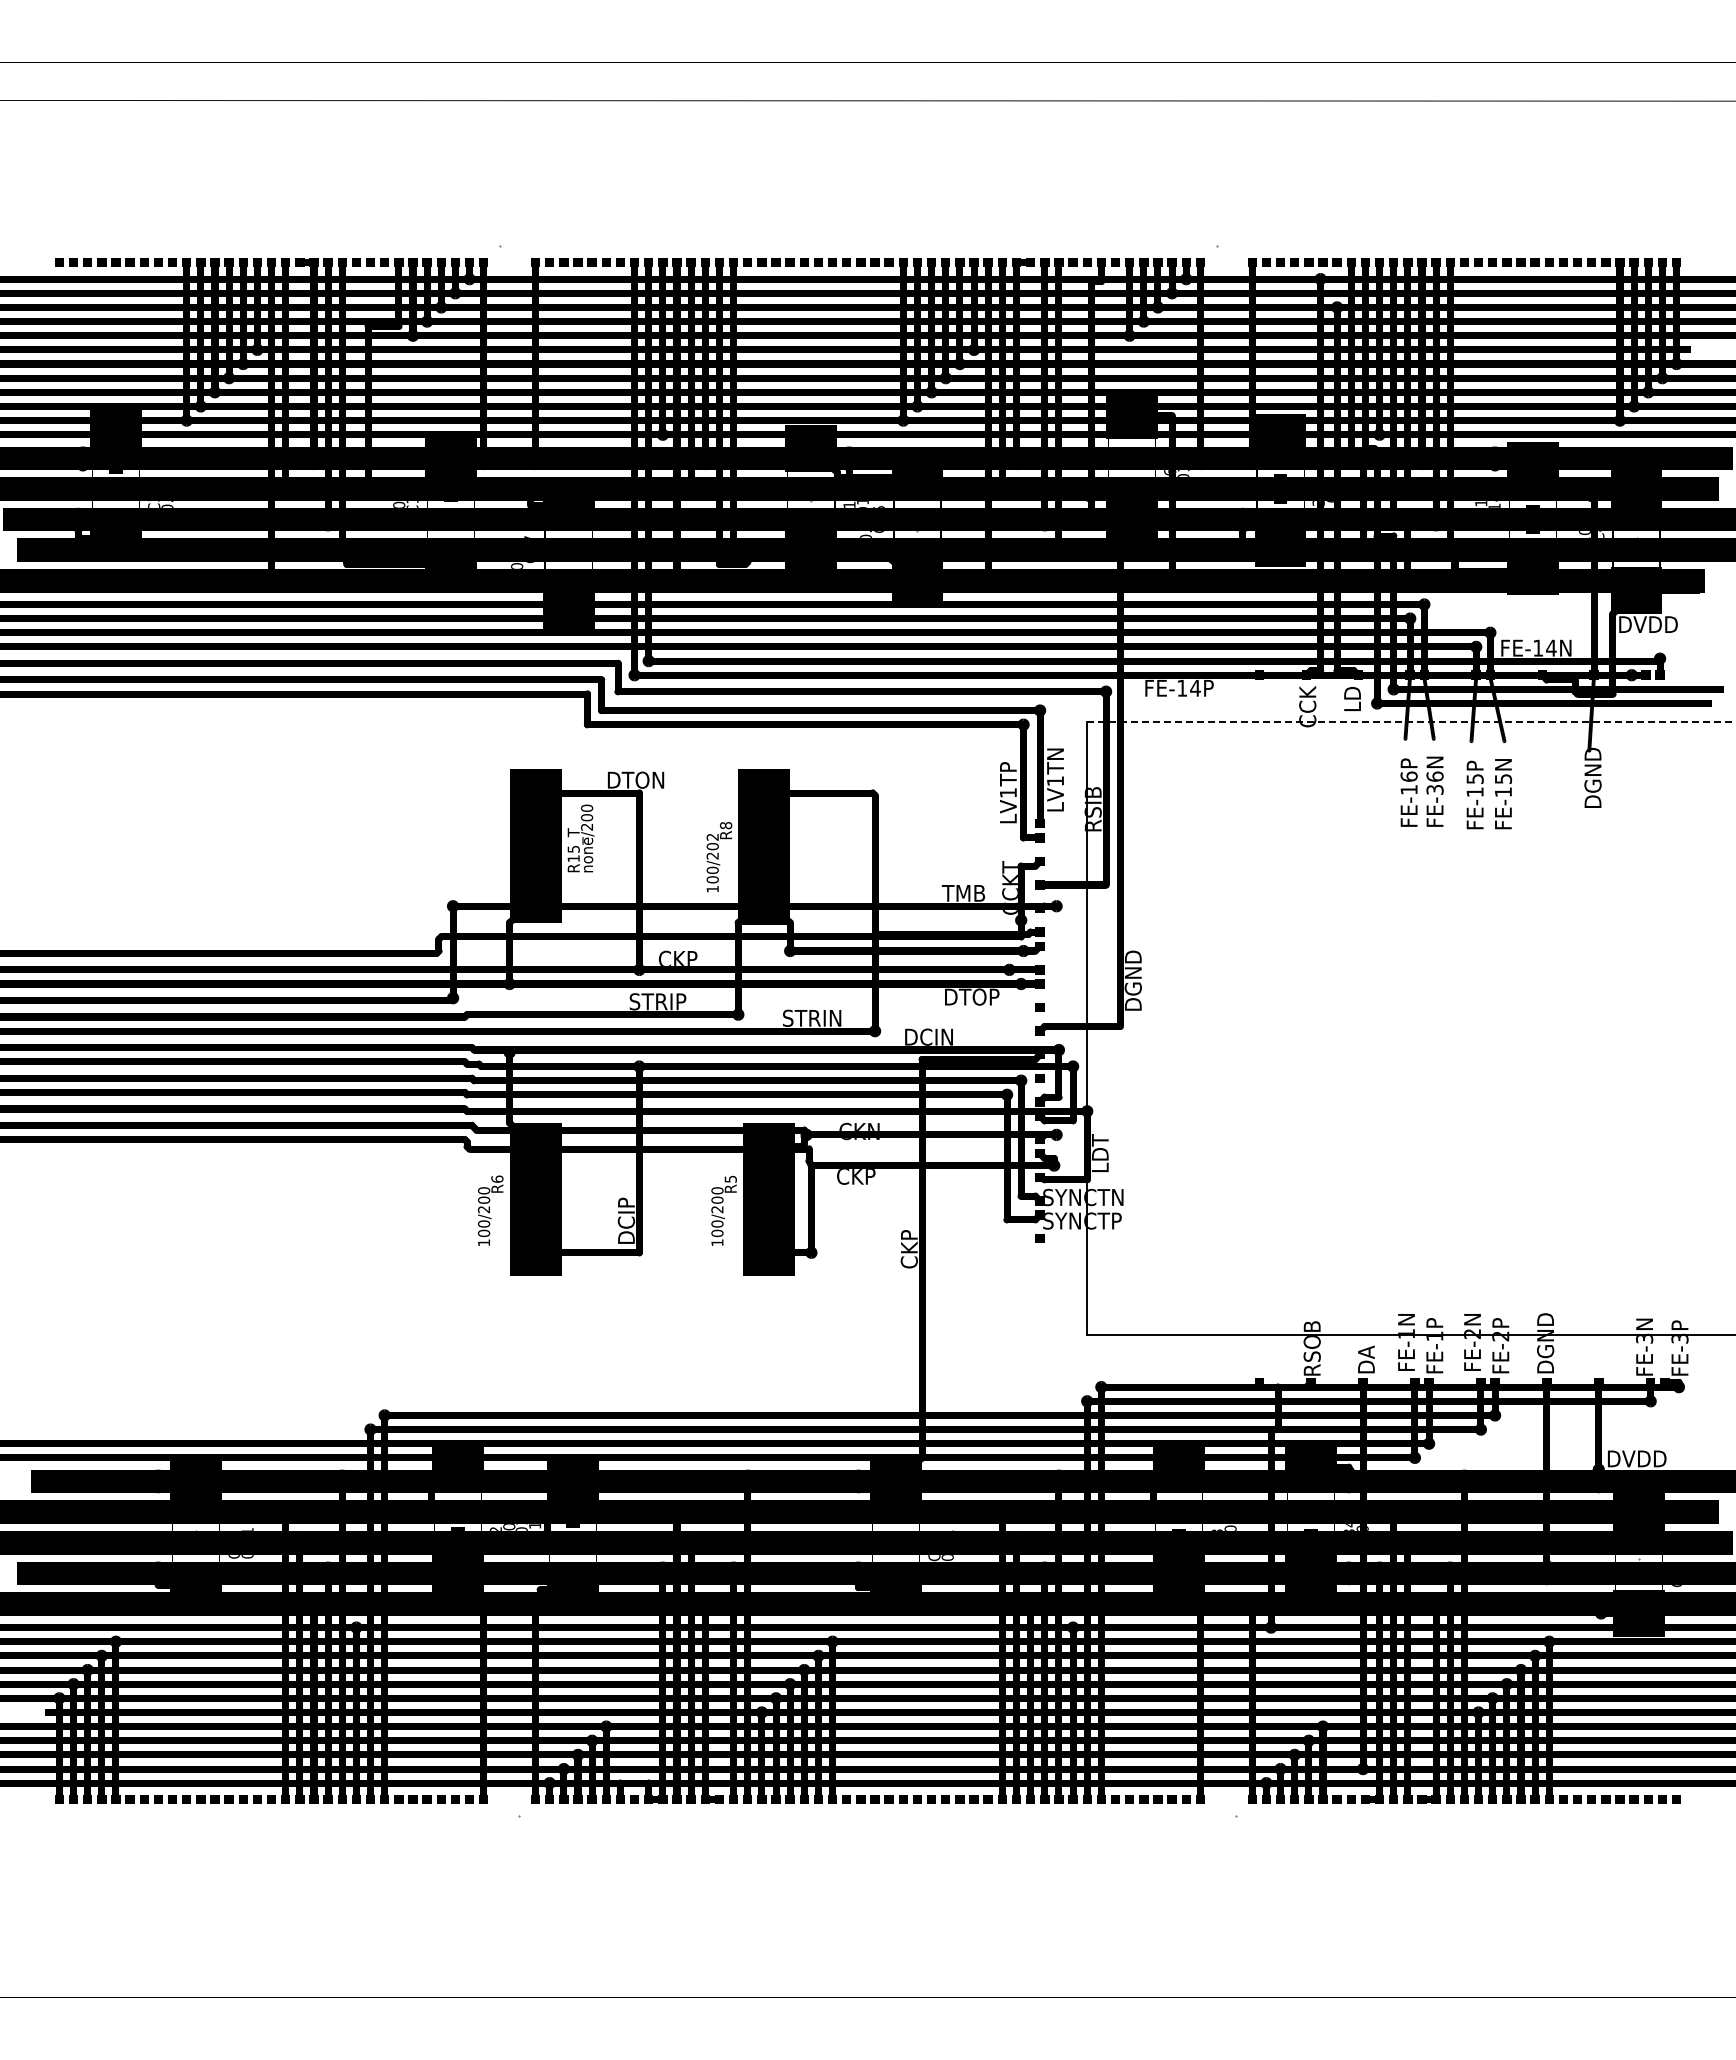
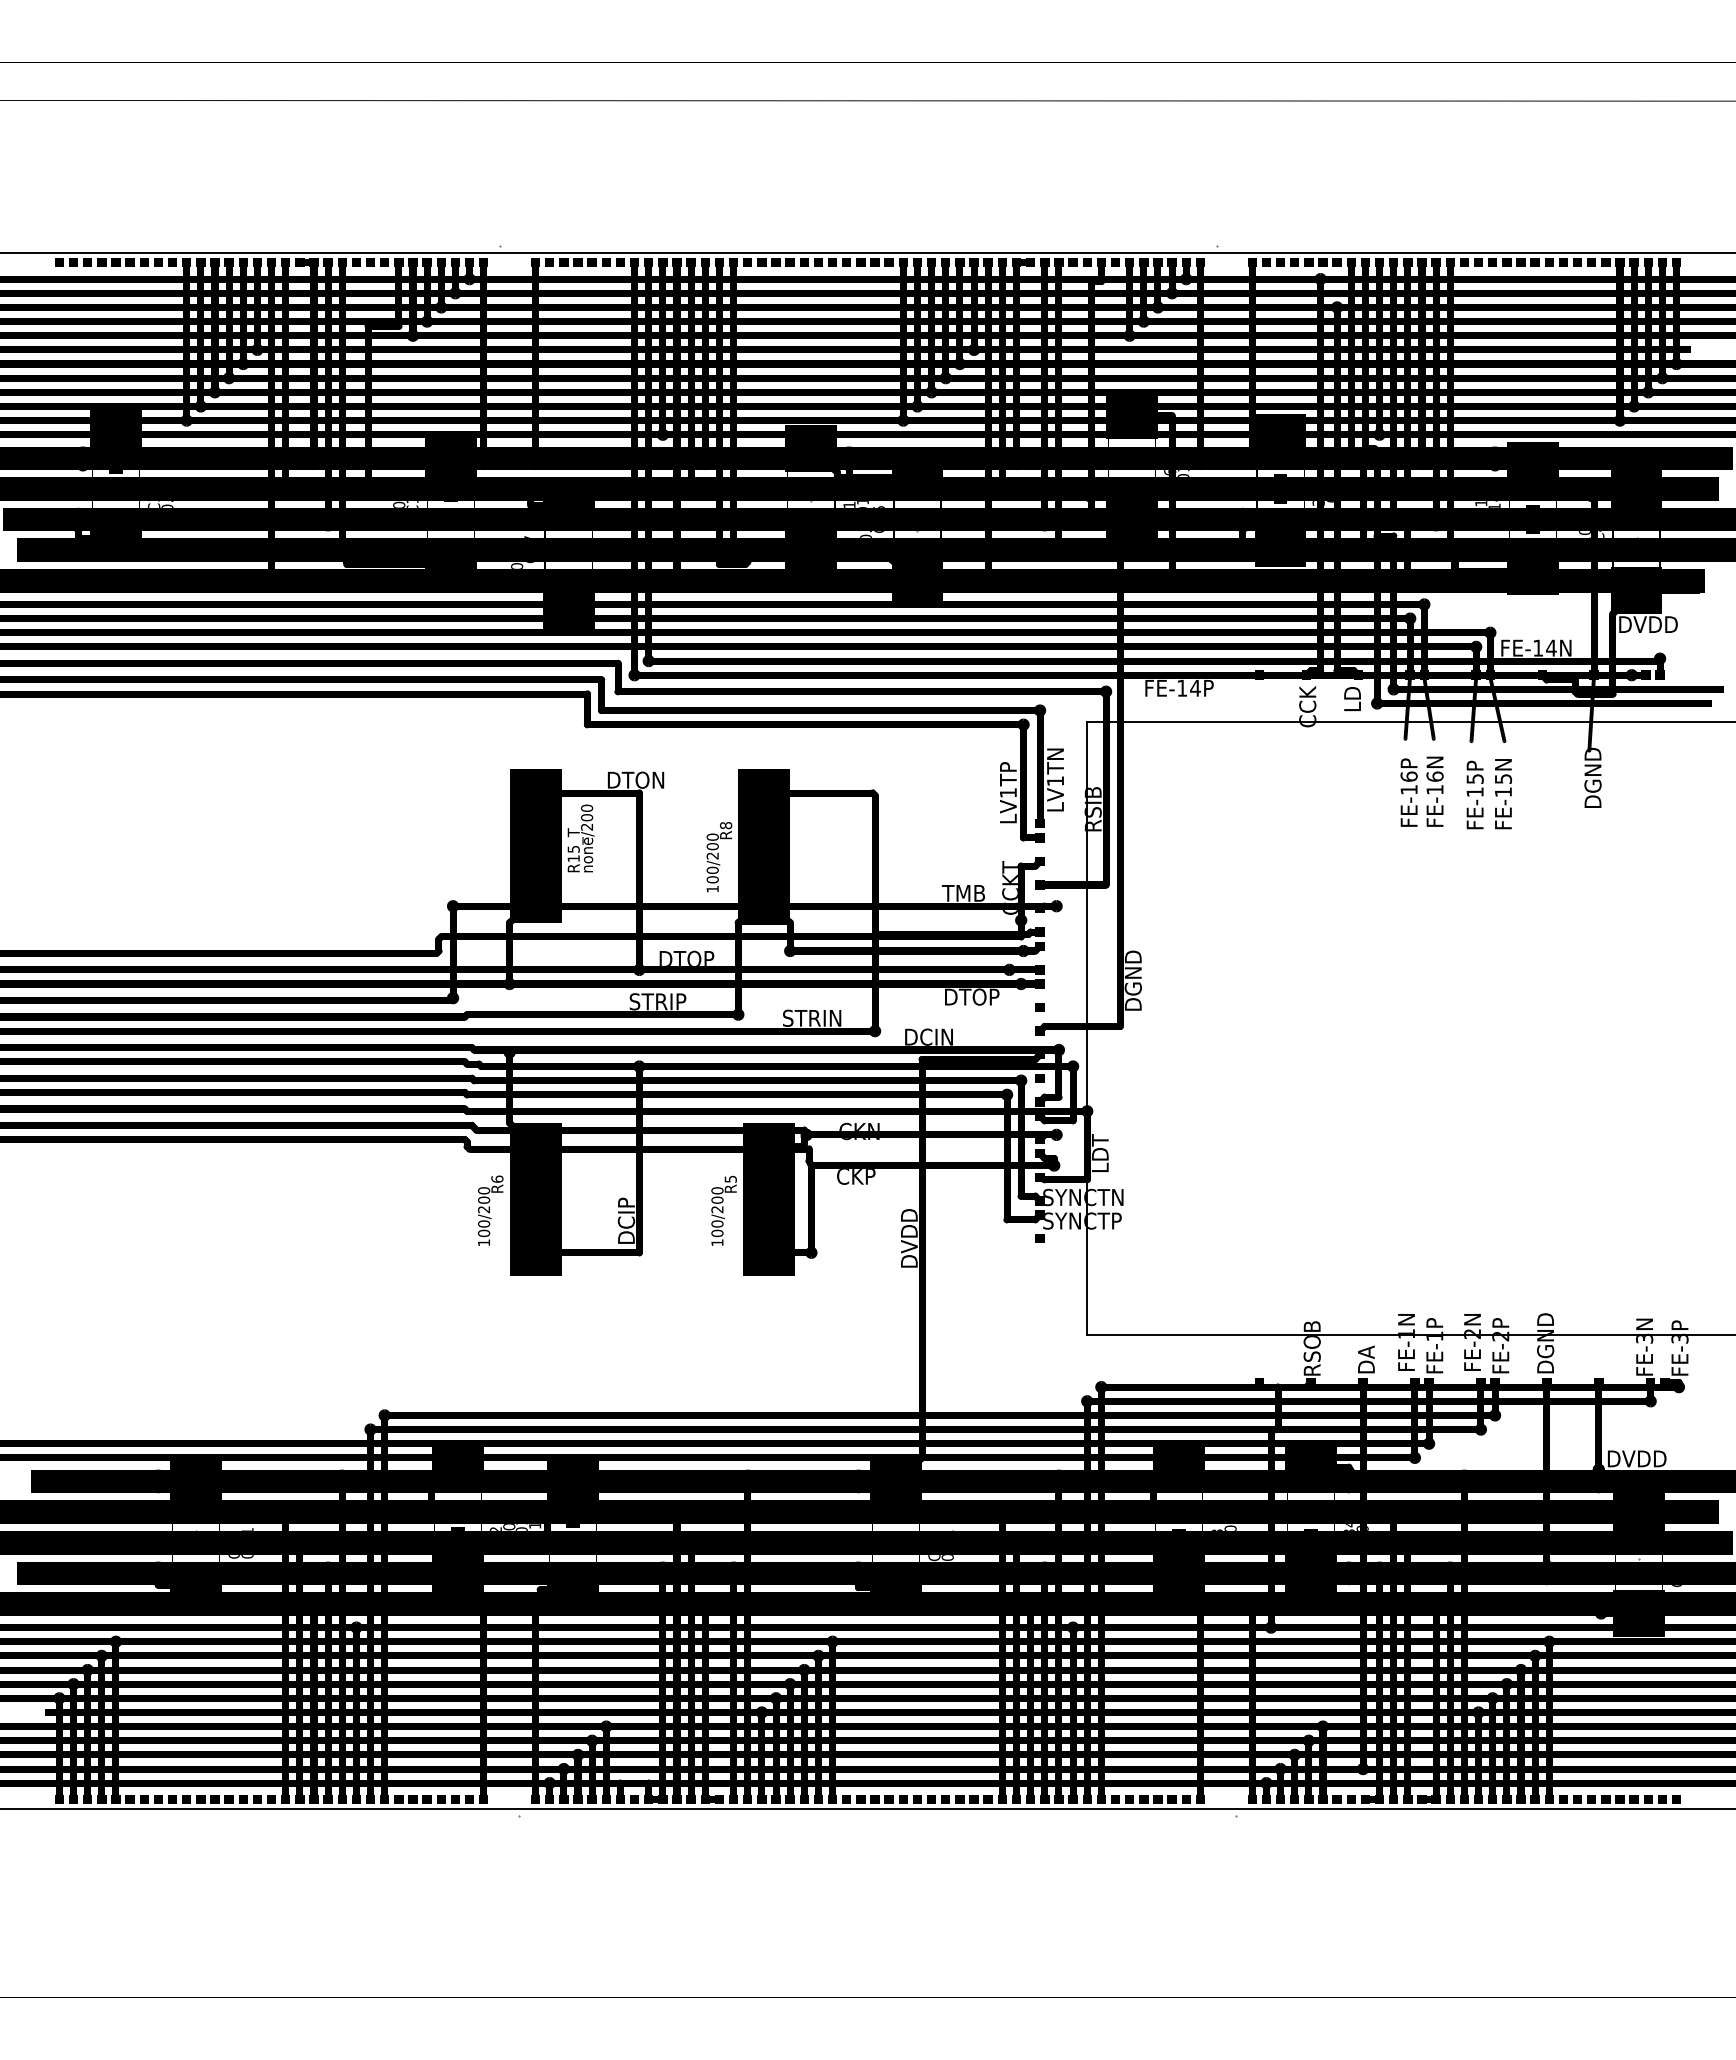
line: none -> present (867, 253)
line: dashed -> solid (1411, 722)
text: FE-36N -> FE-16N (1434, 789)
text: 100/202 -> 100/200 (712, 836)
text: CKP -> DTOP (686, 957)
text: CKP -> DVDD (908, 1238)
line: none -> present (867, 1809)
